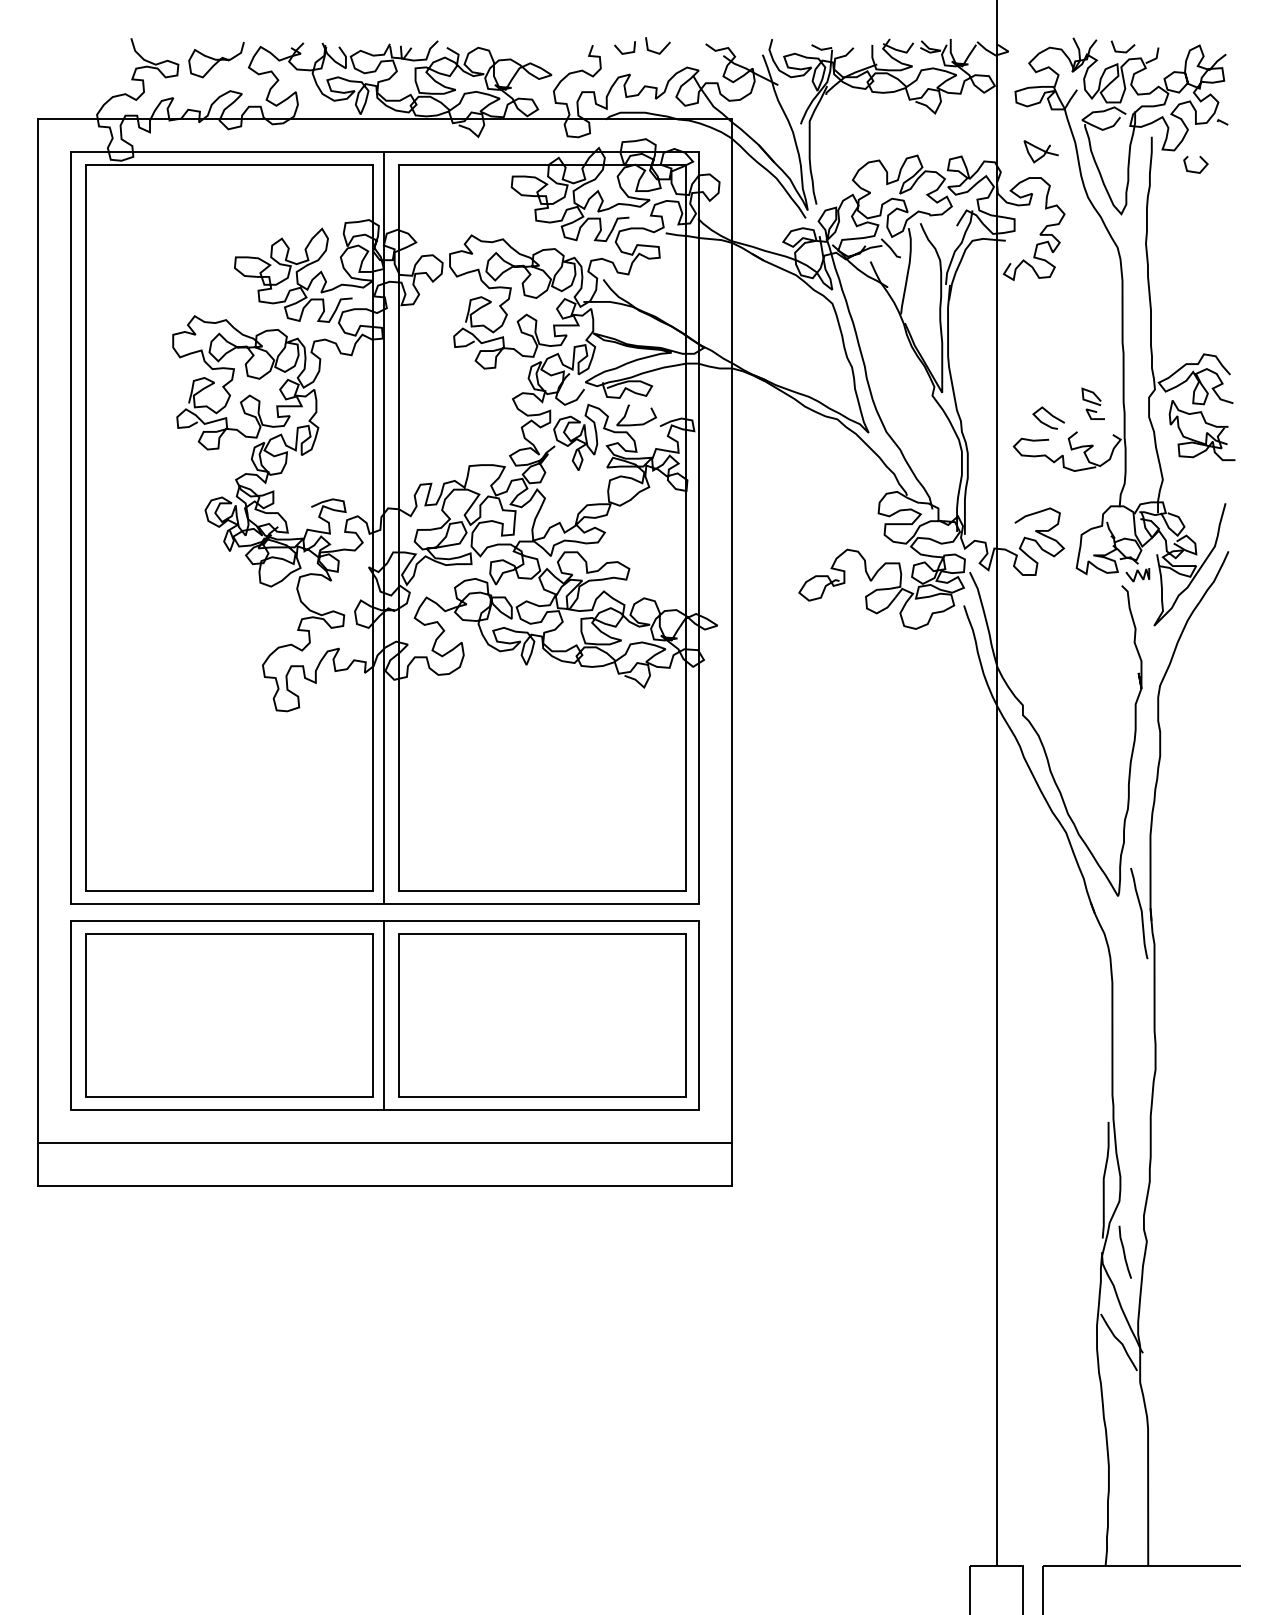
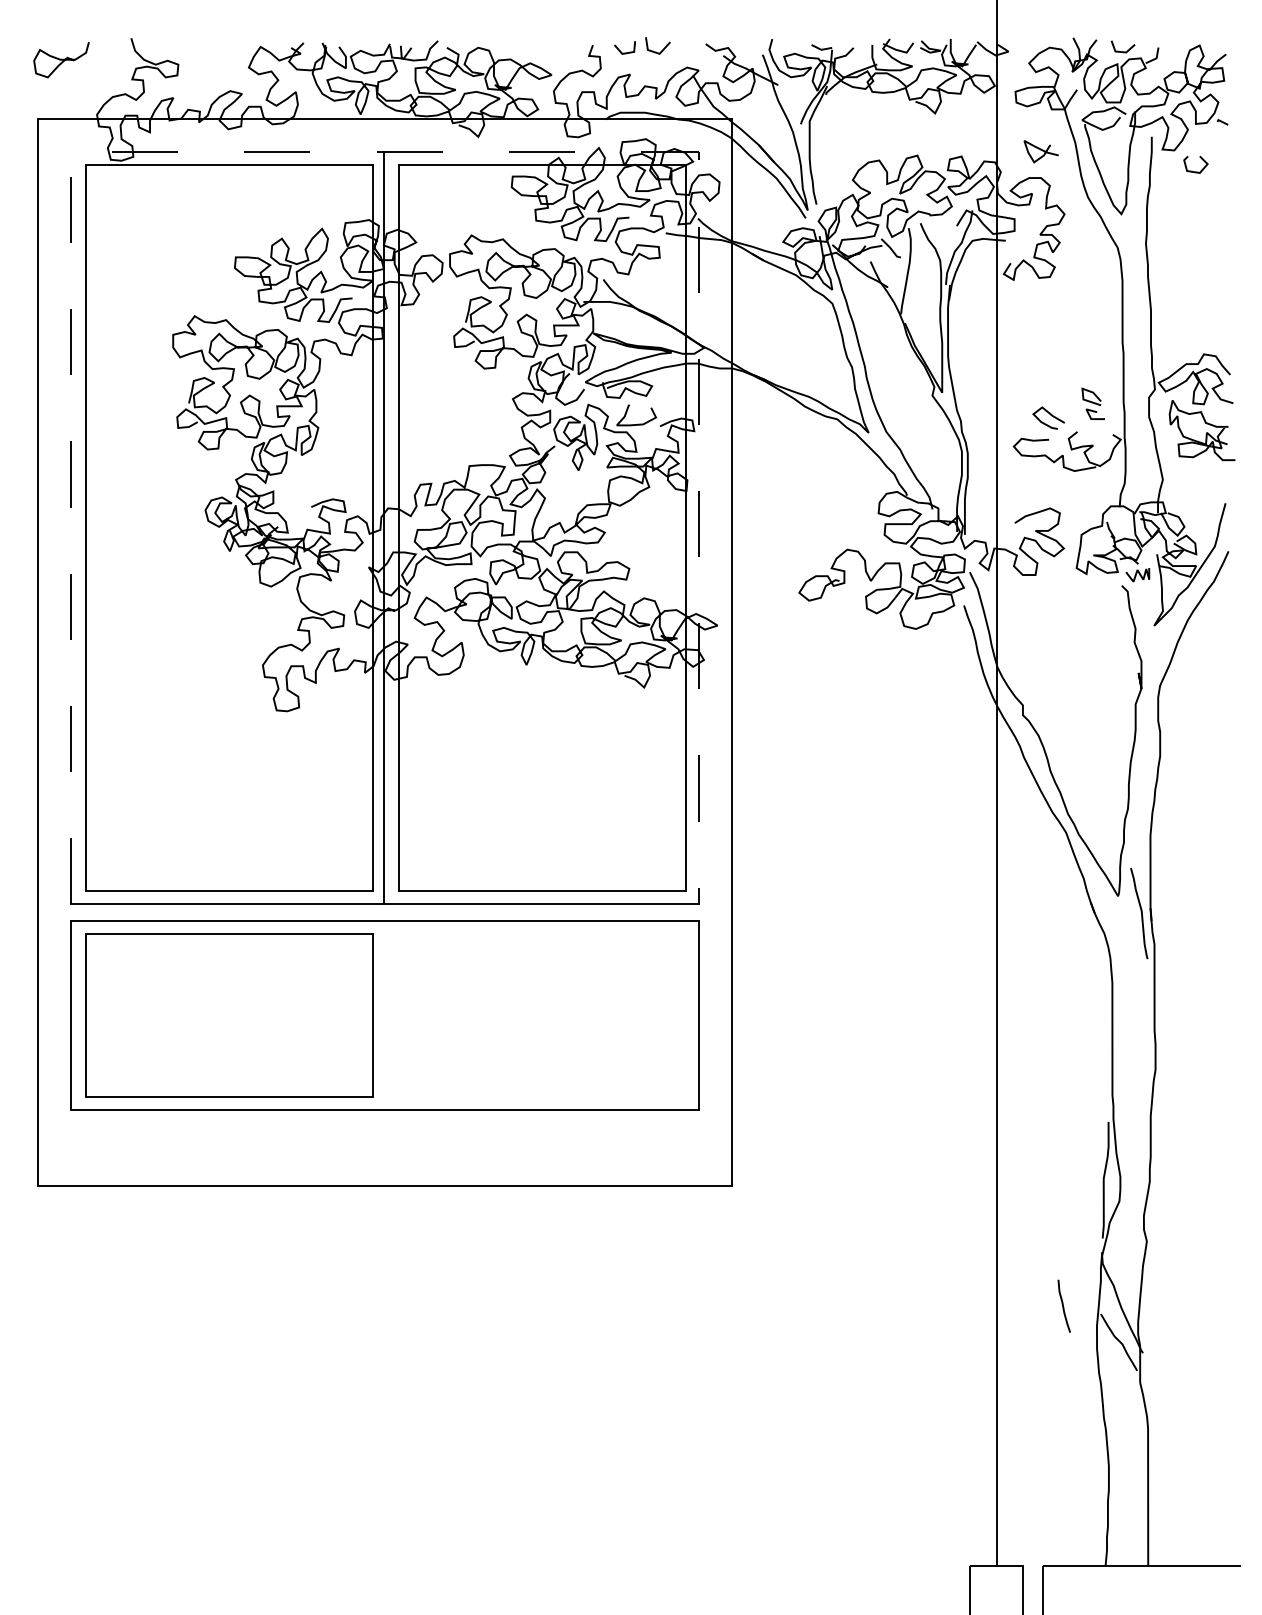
curve position: (216, 60) -> (61, 60) (61, 60)
line: solid -> dashed (385, 152)
line: present -> none (383, 1014)
part: present -> none (542, 1015)
line: present -> none (384, 1142)
curve position: (1124, 1251) -> (1063, 1305) (1063, 1305)
